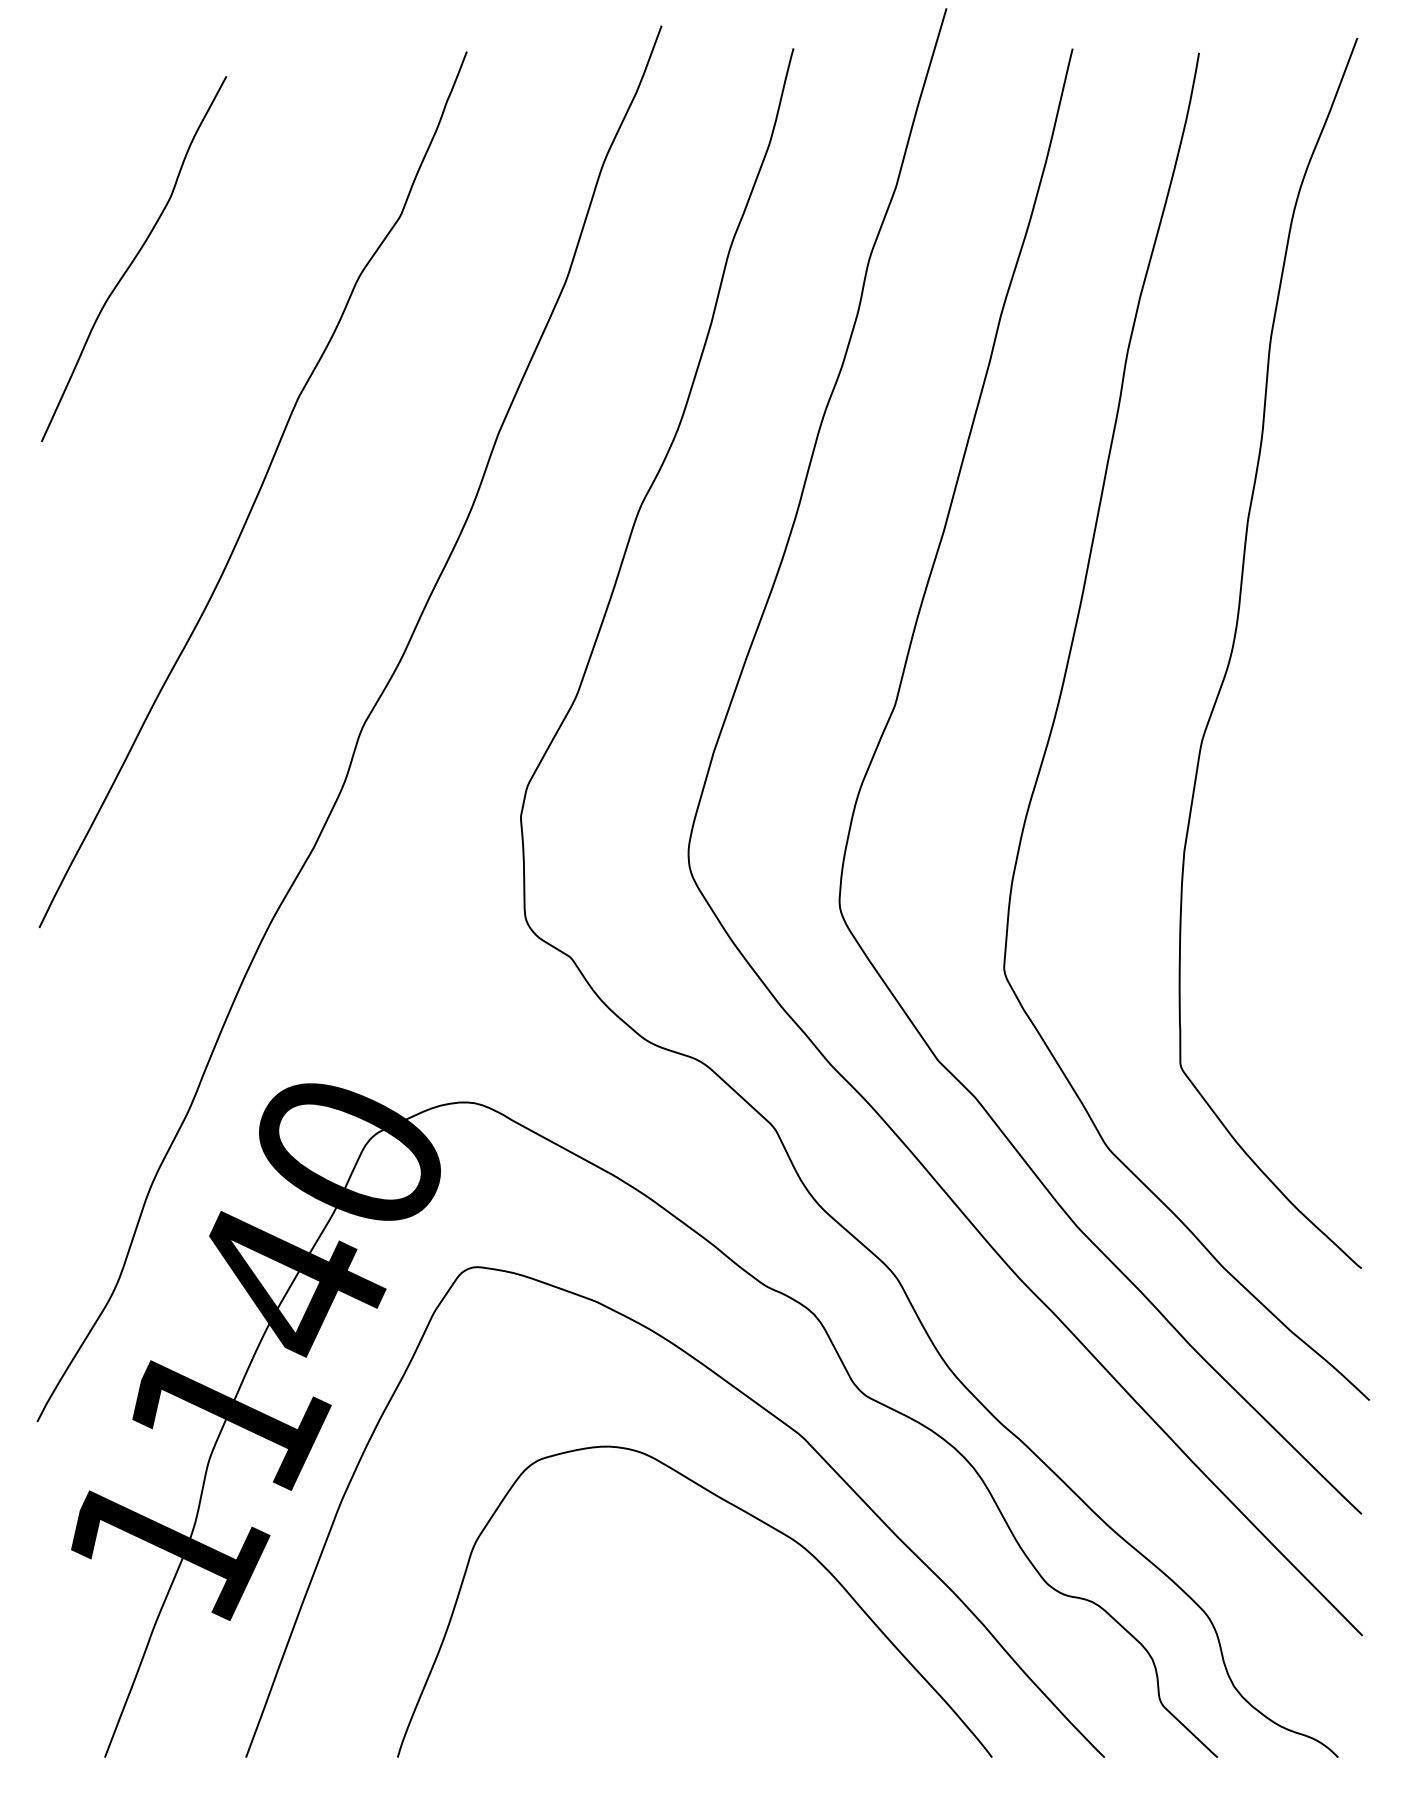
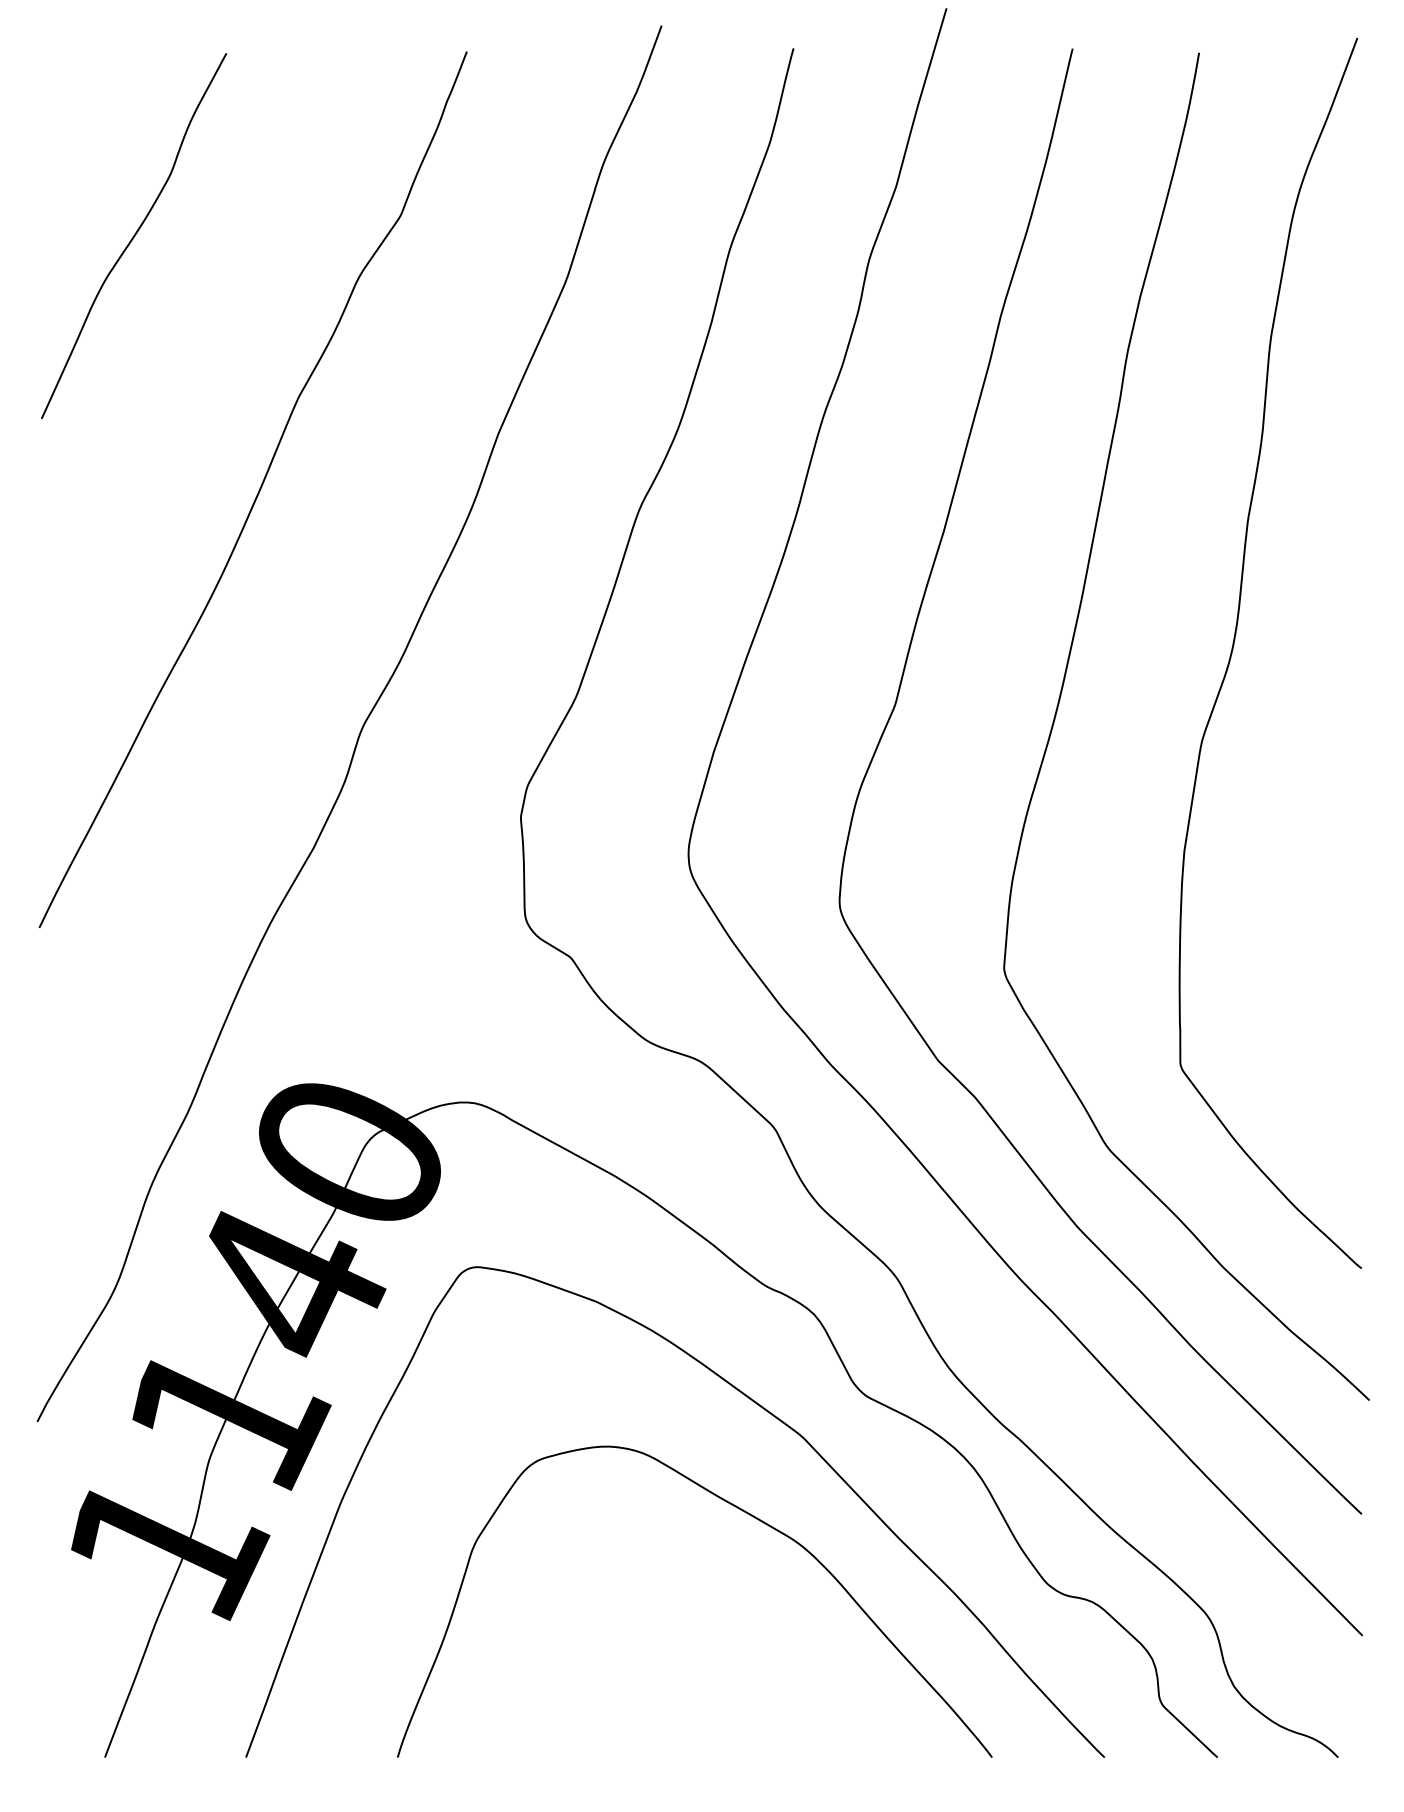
curve position: (134, 259) -> (134, 236) (134, 236)
